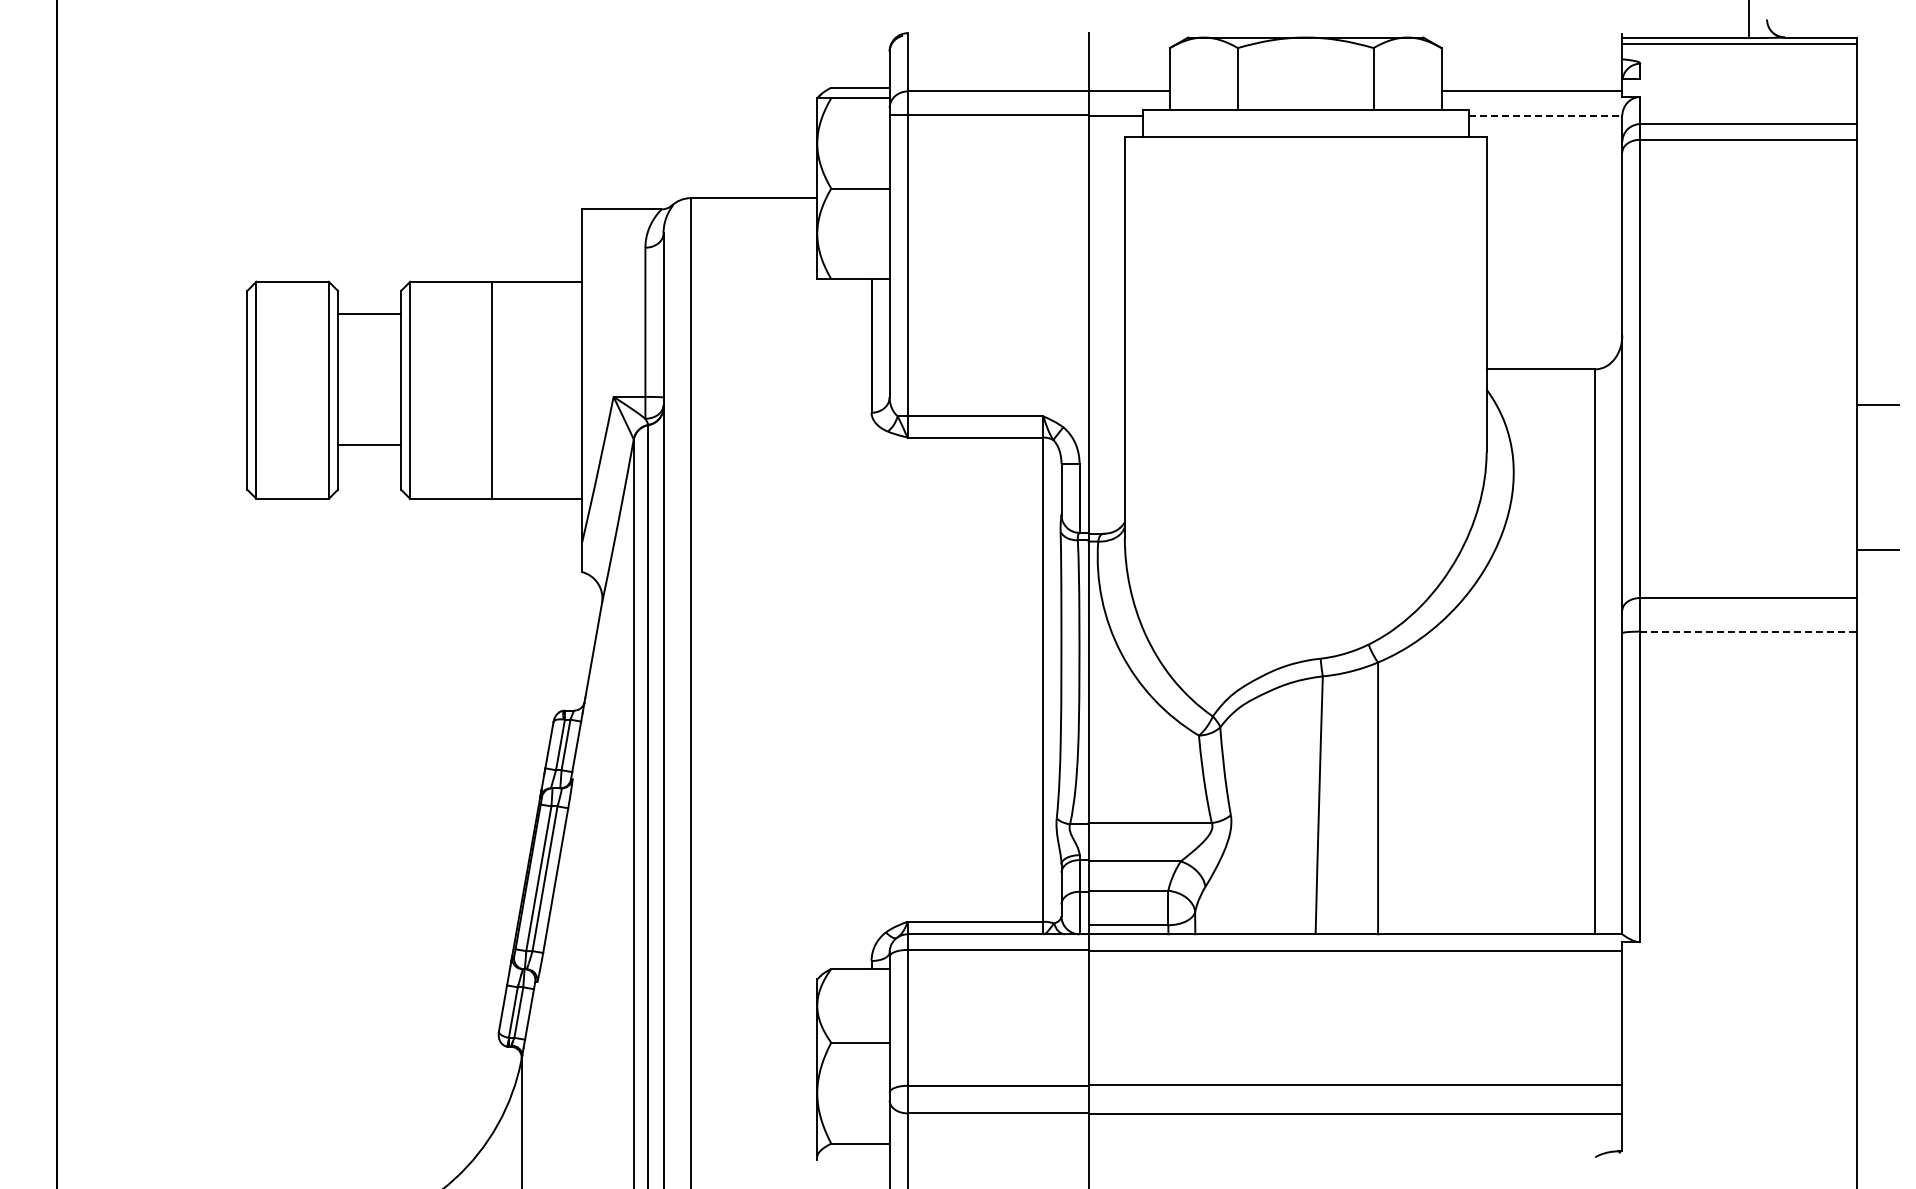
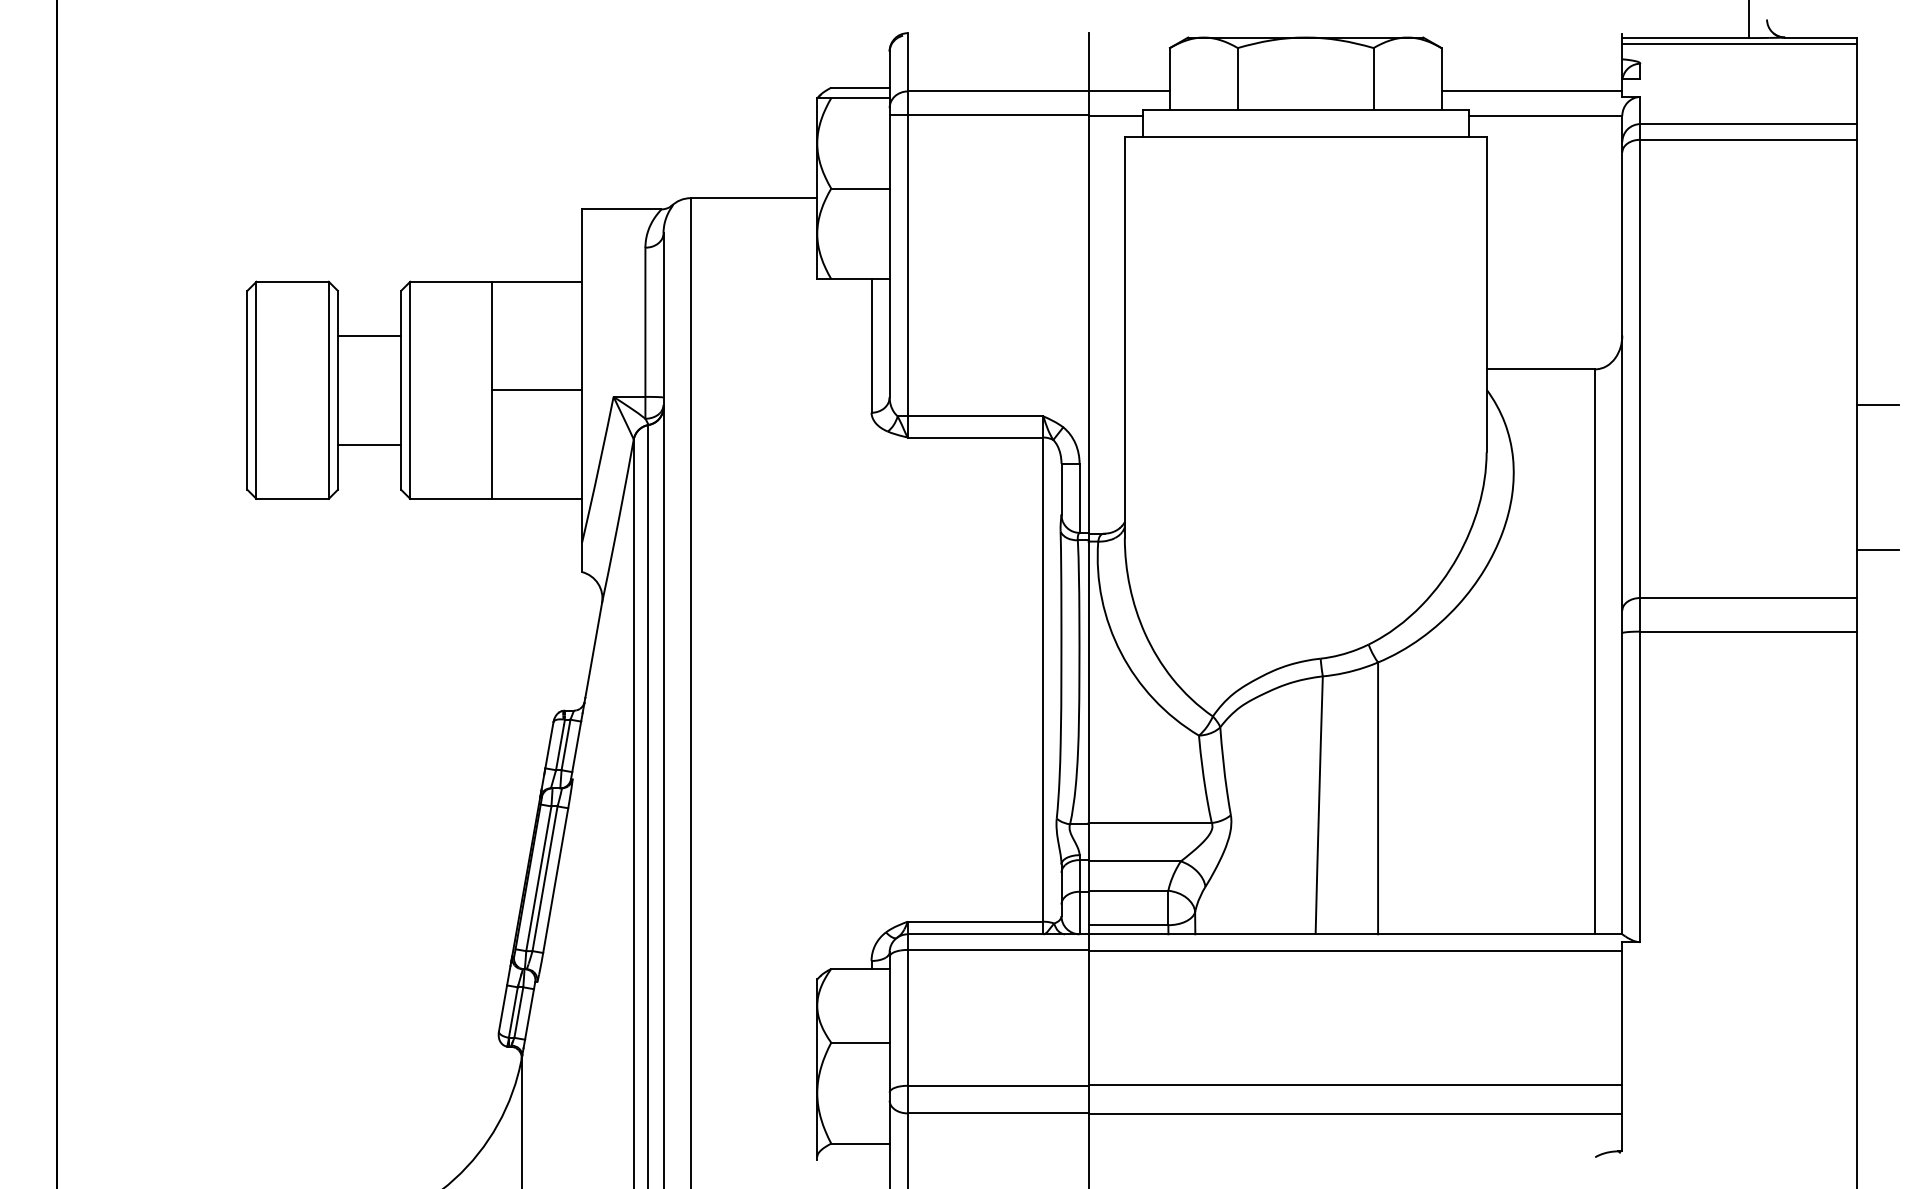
line: dashed -> solid (1545, 116)
line position: (369, 314) -> (369, 336) (369, 336)
line: none -> present (536, 390)
line: dashed -> solid (1748, 631)
